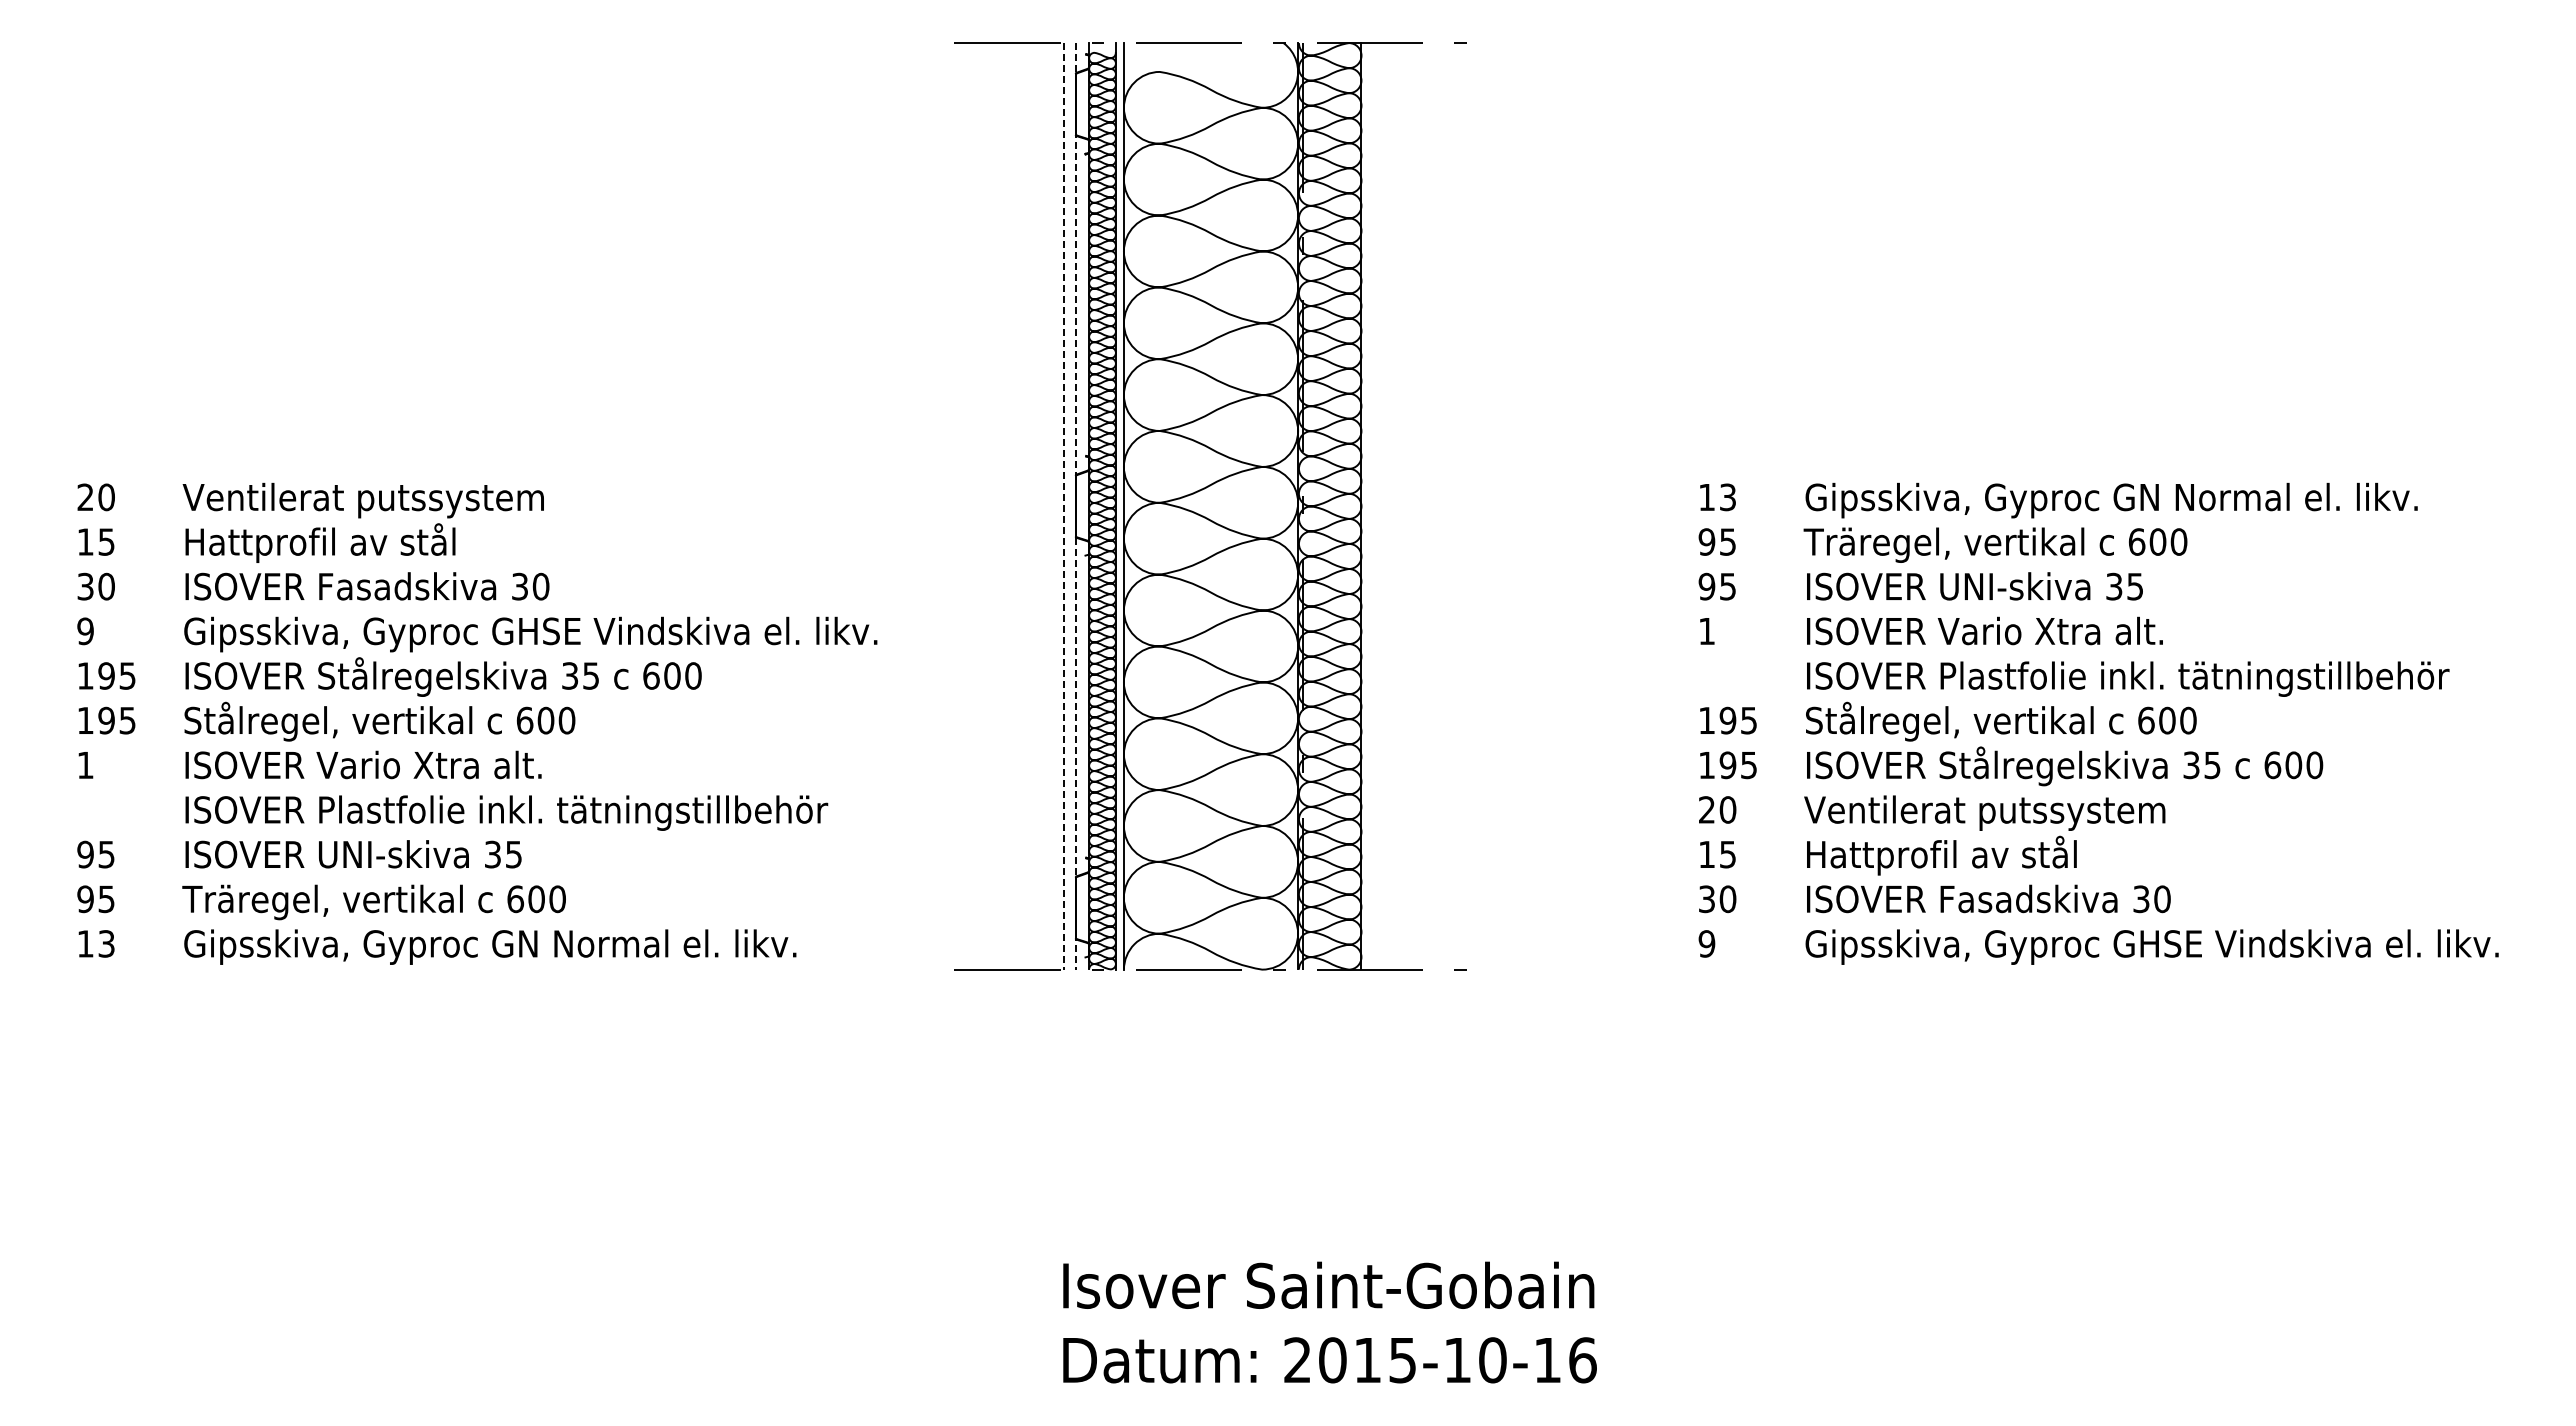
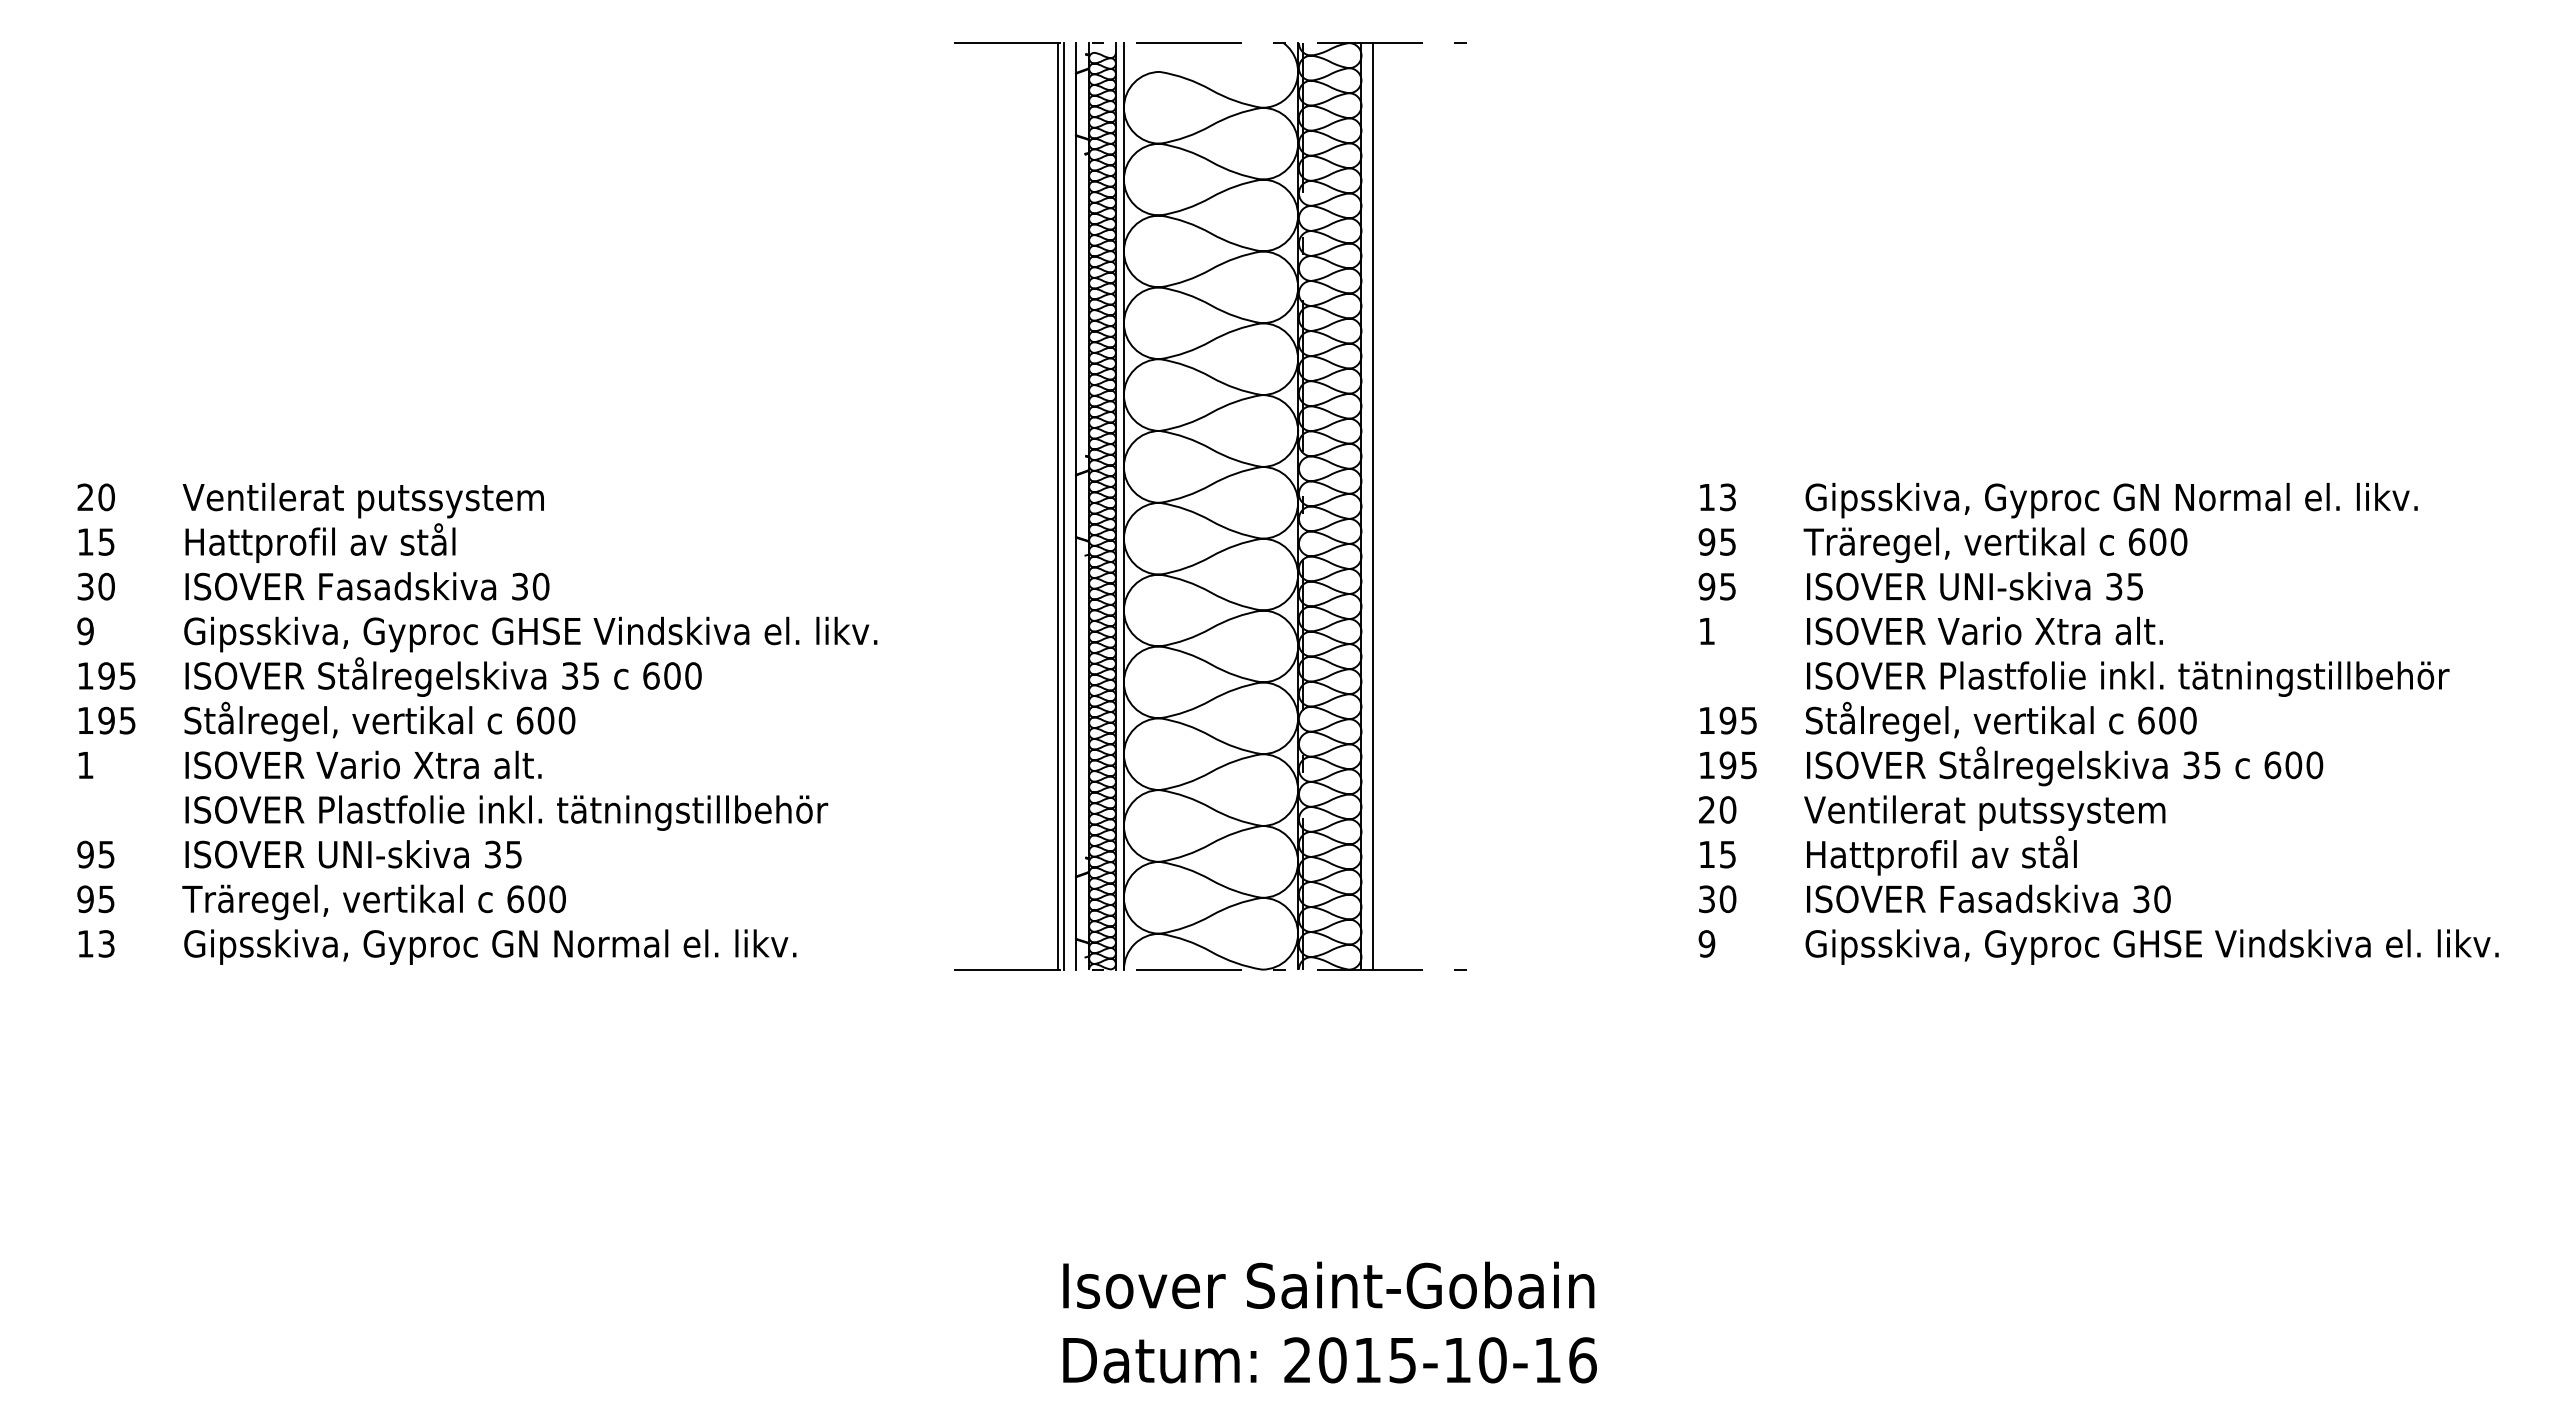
line: none -> present (1057, 505)
line: none -> present (1373, 505)
line: dashed -> solid (1064, 506)
line: dashed -> solid (1075, 506)
